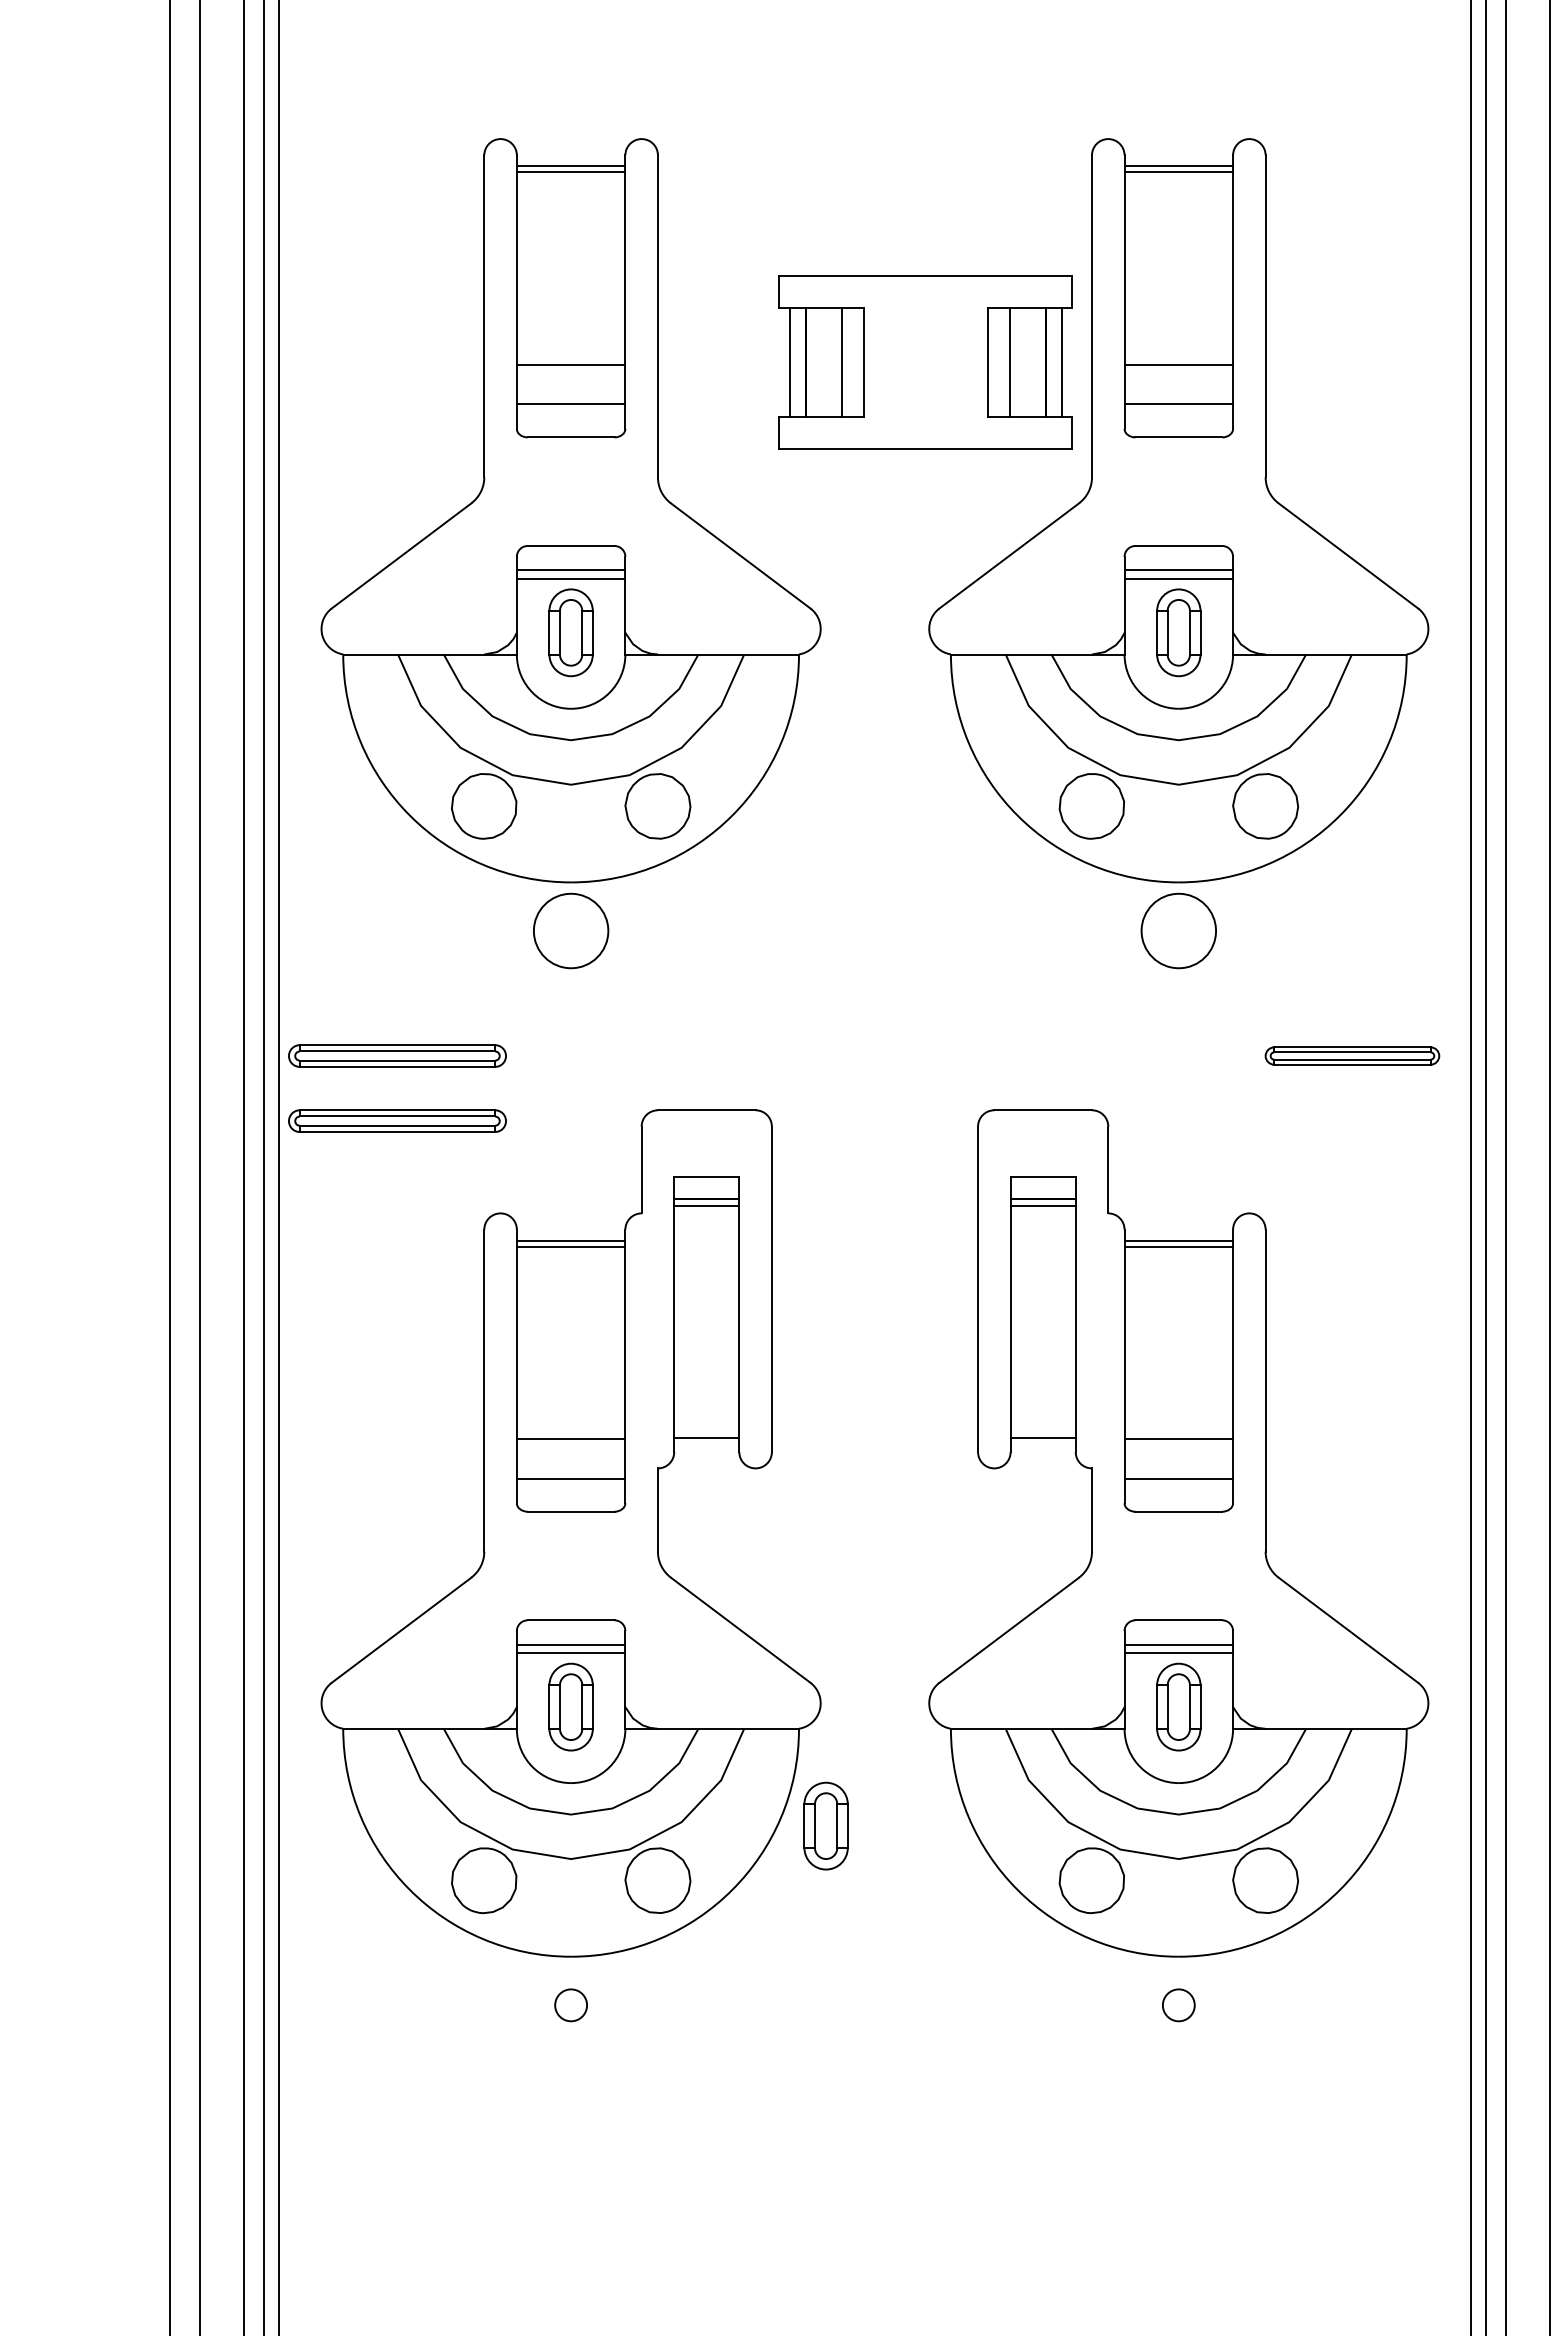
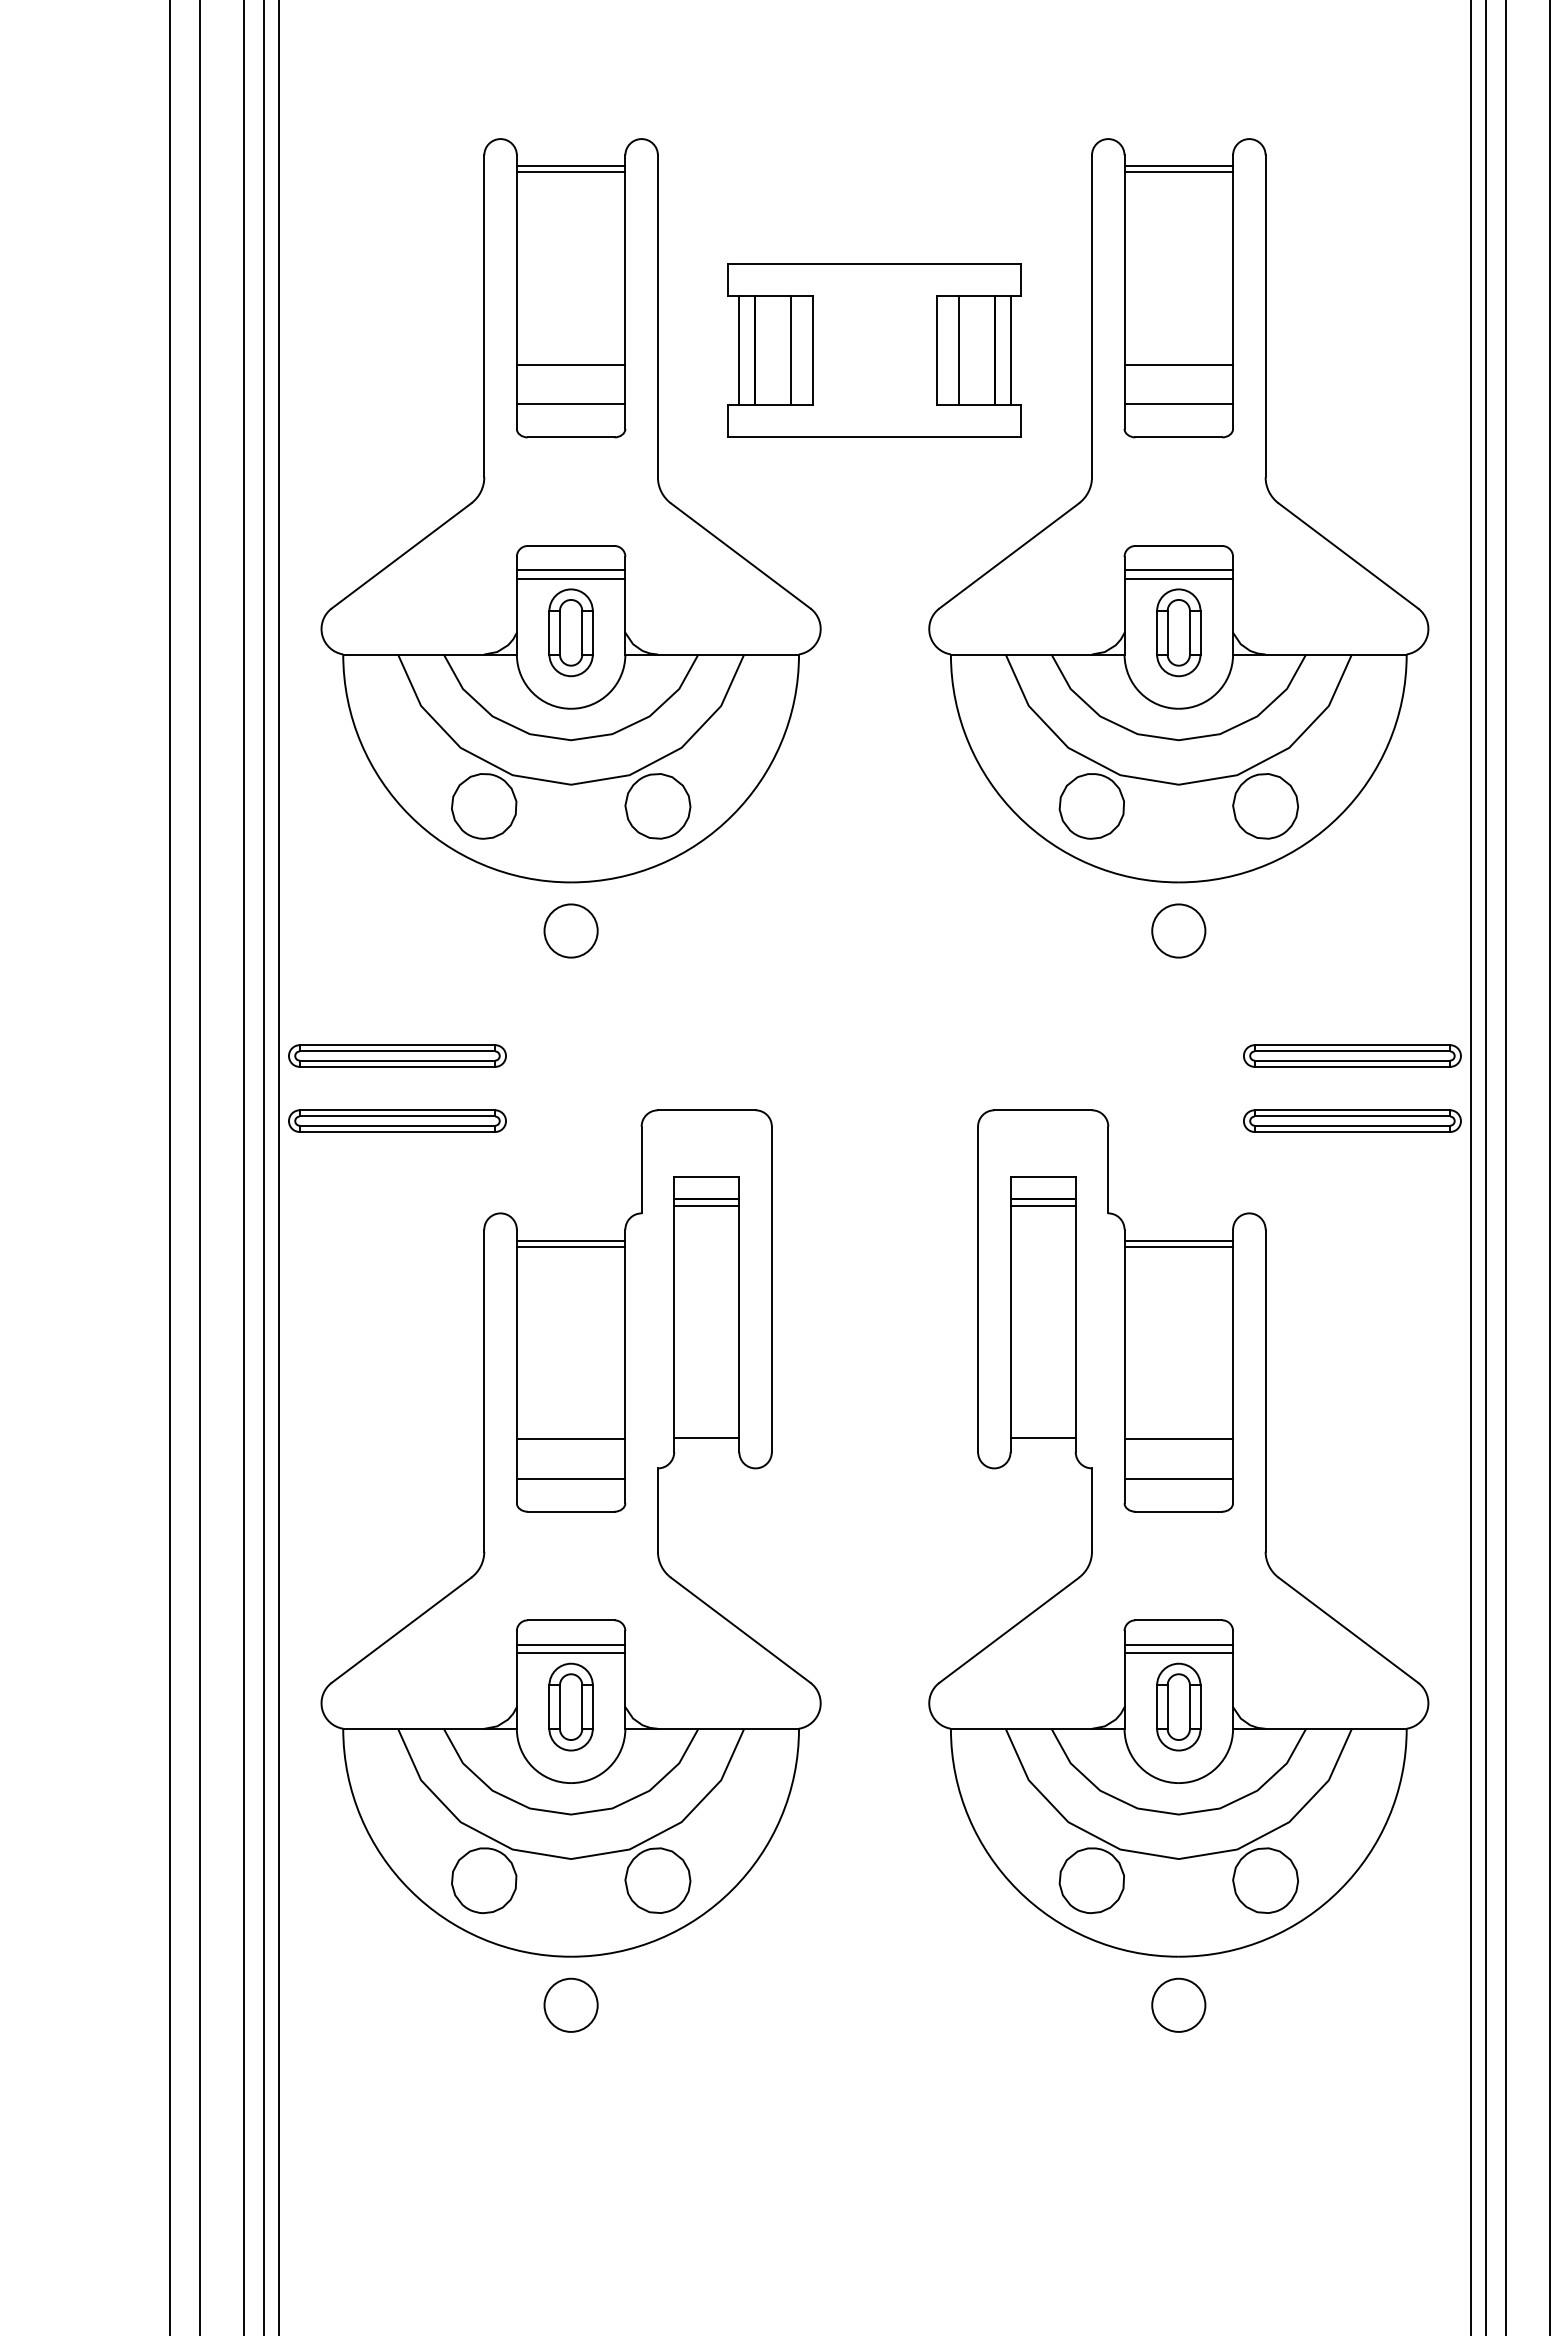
part position: (925, 362) -> (874, 350) (874, 350)
circle diameter: 74 px -> 53 px (570, 930)
circle diameter: 74 px -> 53 px (1178, 930)
part size: 177x20 px -> 219x24 px (1352, 1055)
part: none -> present (1352, 1120)
part: present -> none (825, 1825)
circle diameter: 32 px -> 53 px (570, 2004)
circle diameter: 32 px -> 53 px (1178, 2004)
